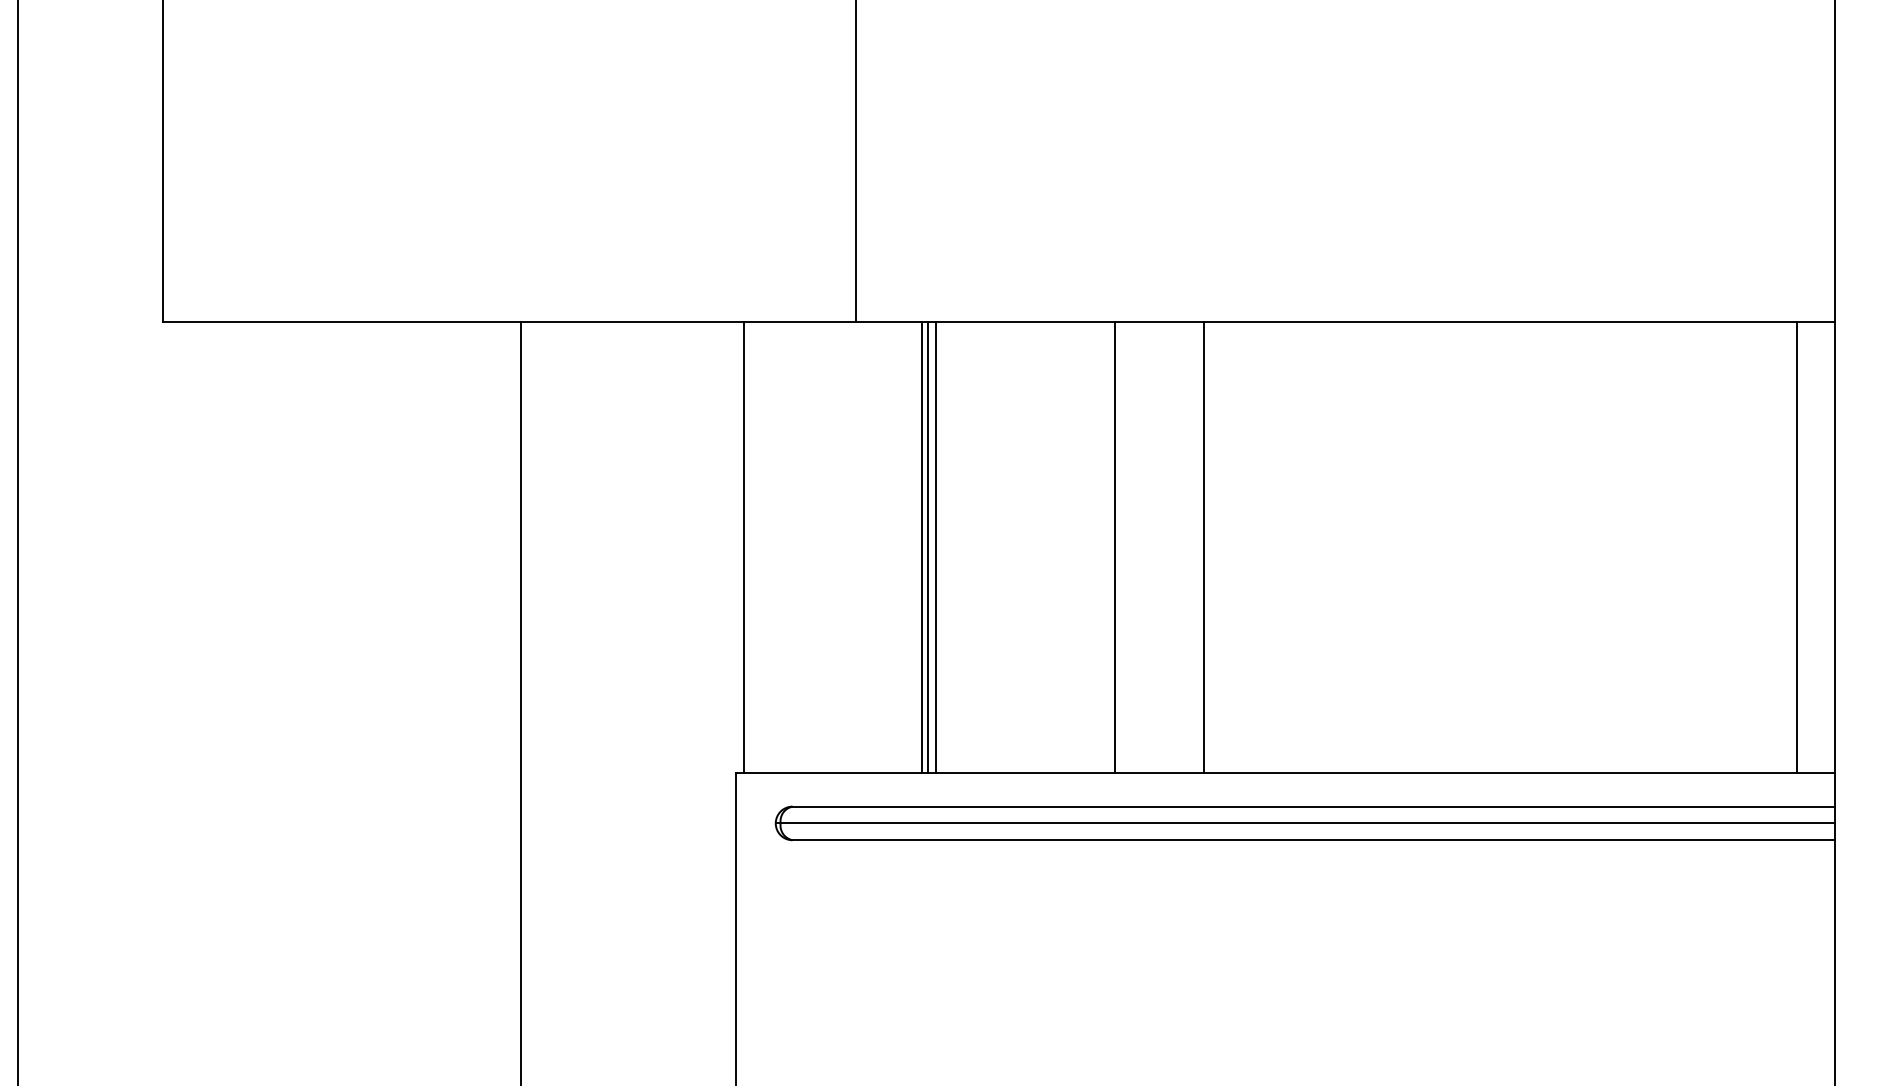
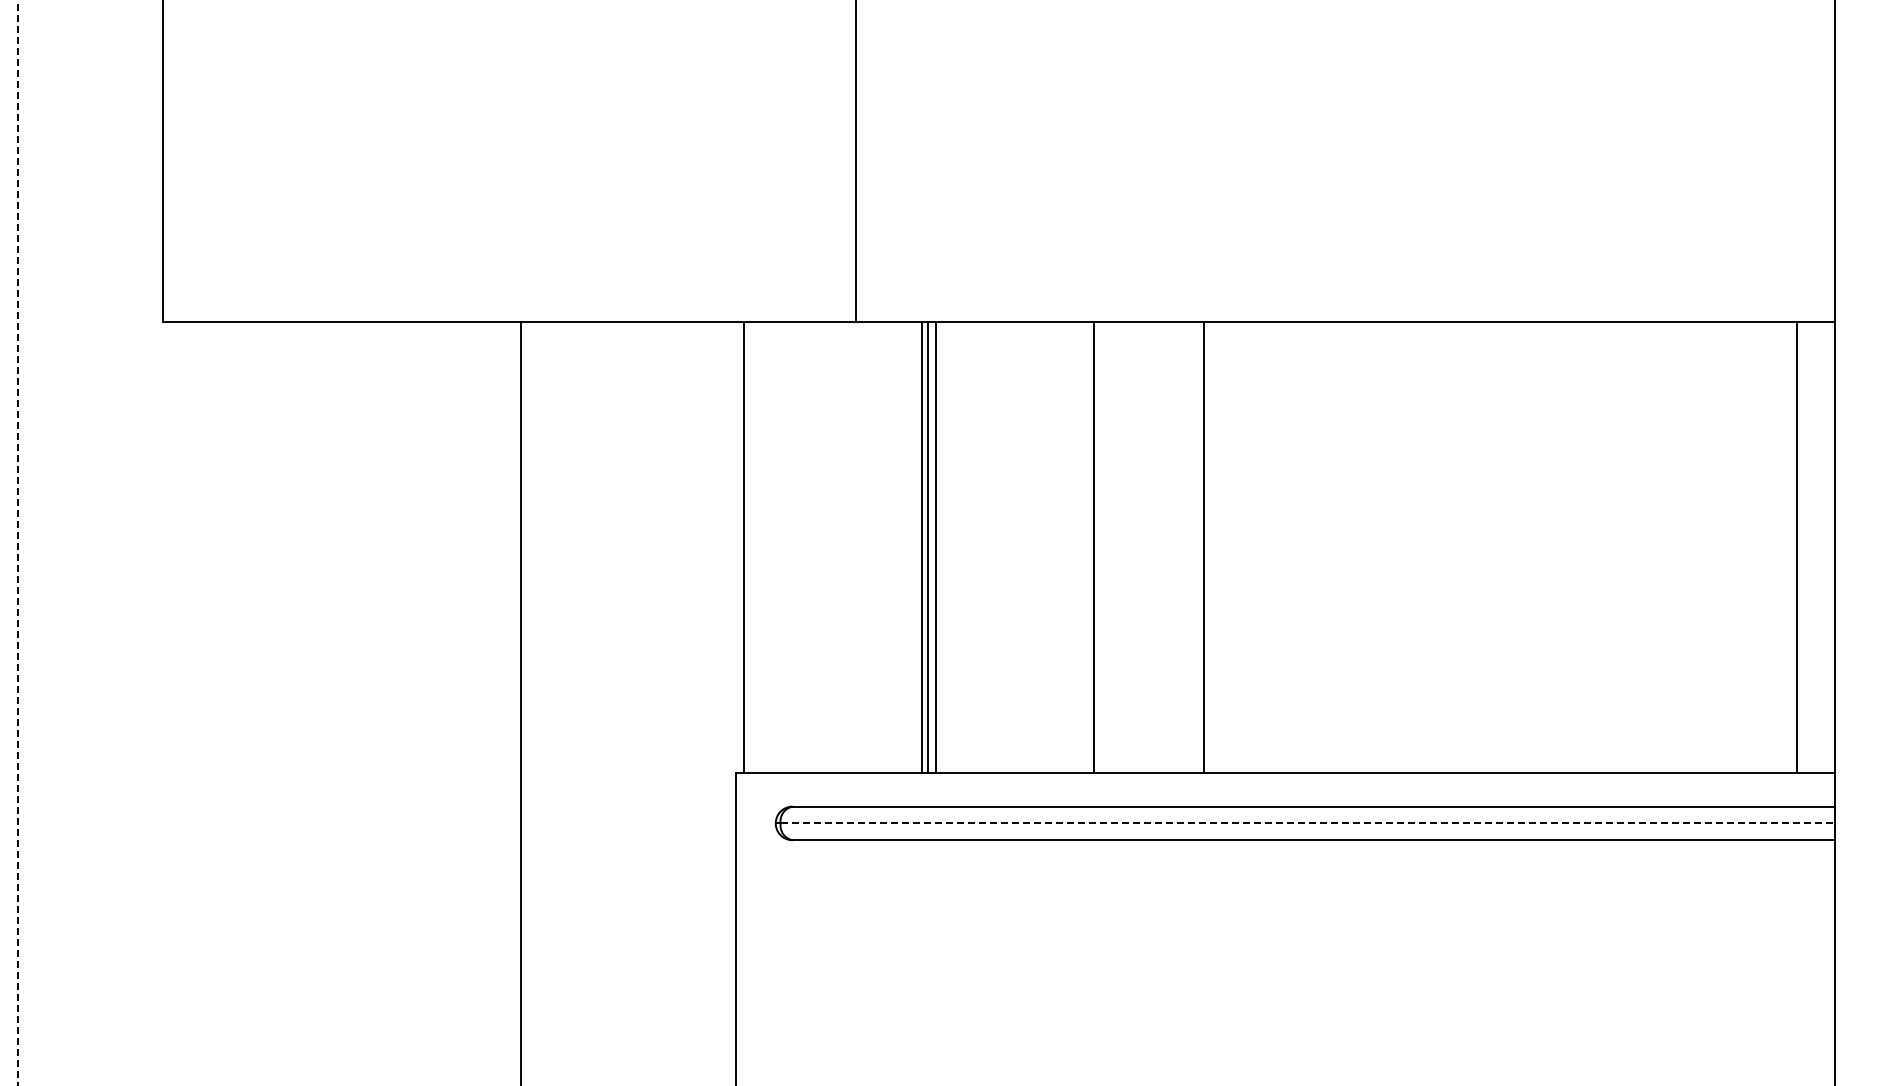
line: solid -> dashed (17, 543)
line position: (1114, 547) -> (1093, 547) (1093, 547)
line: solid -> dashed (1308, 823)
